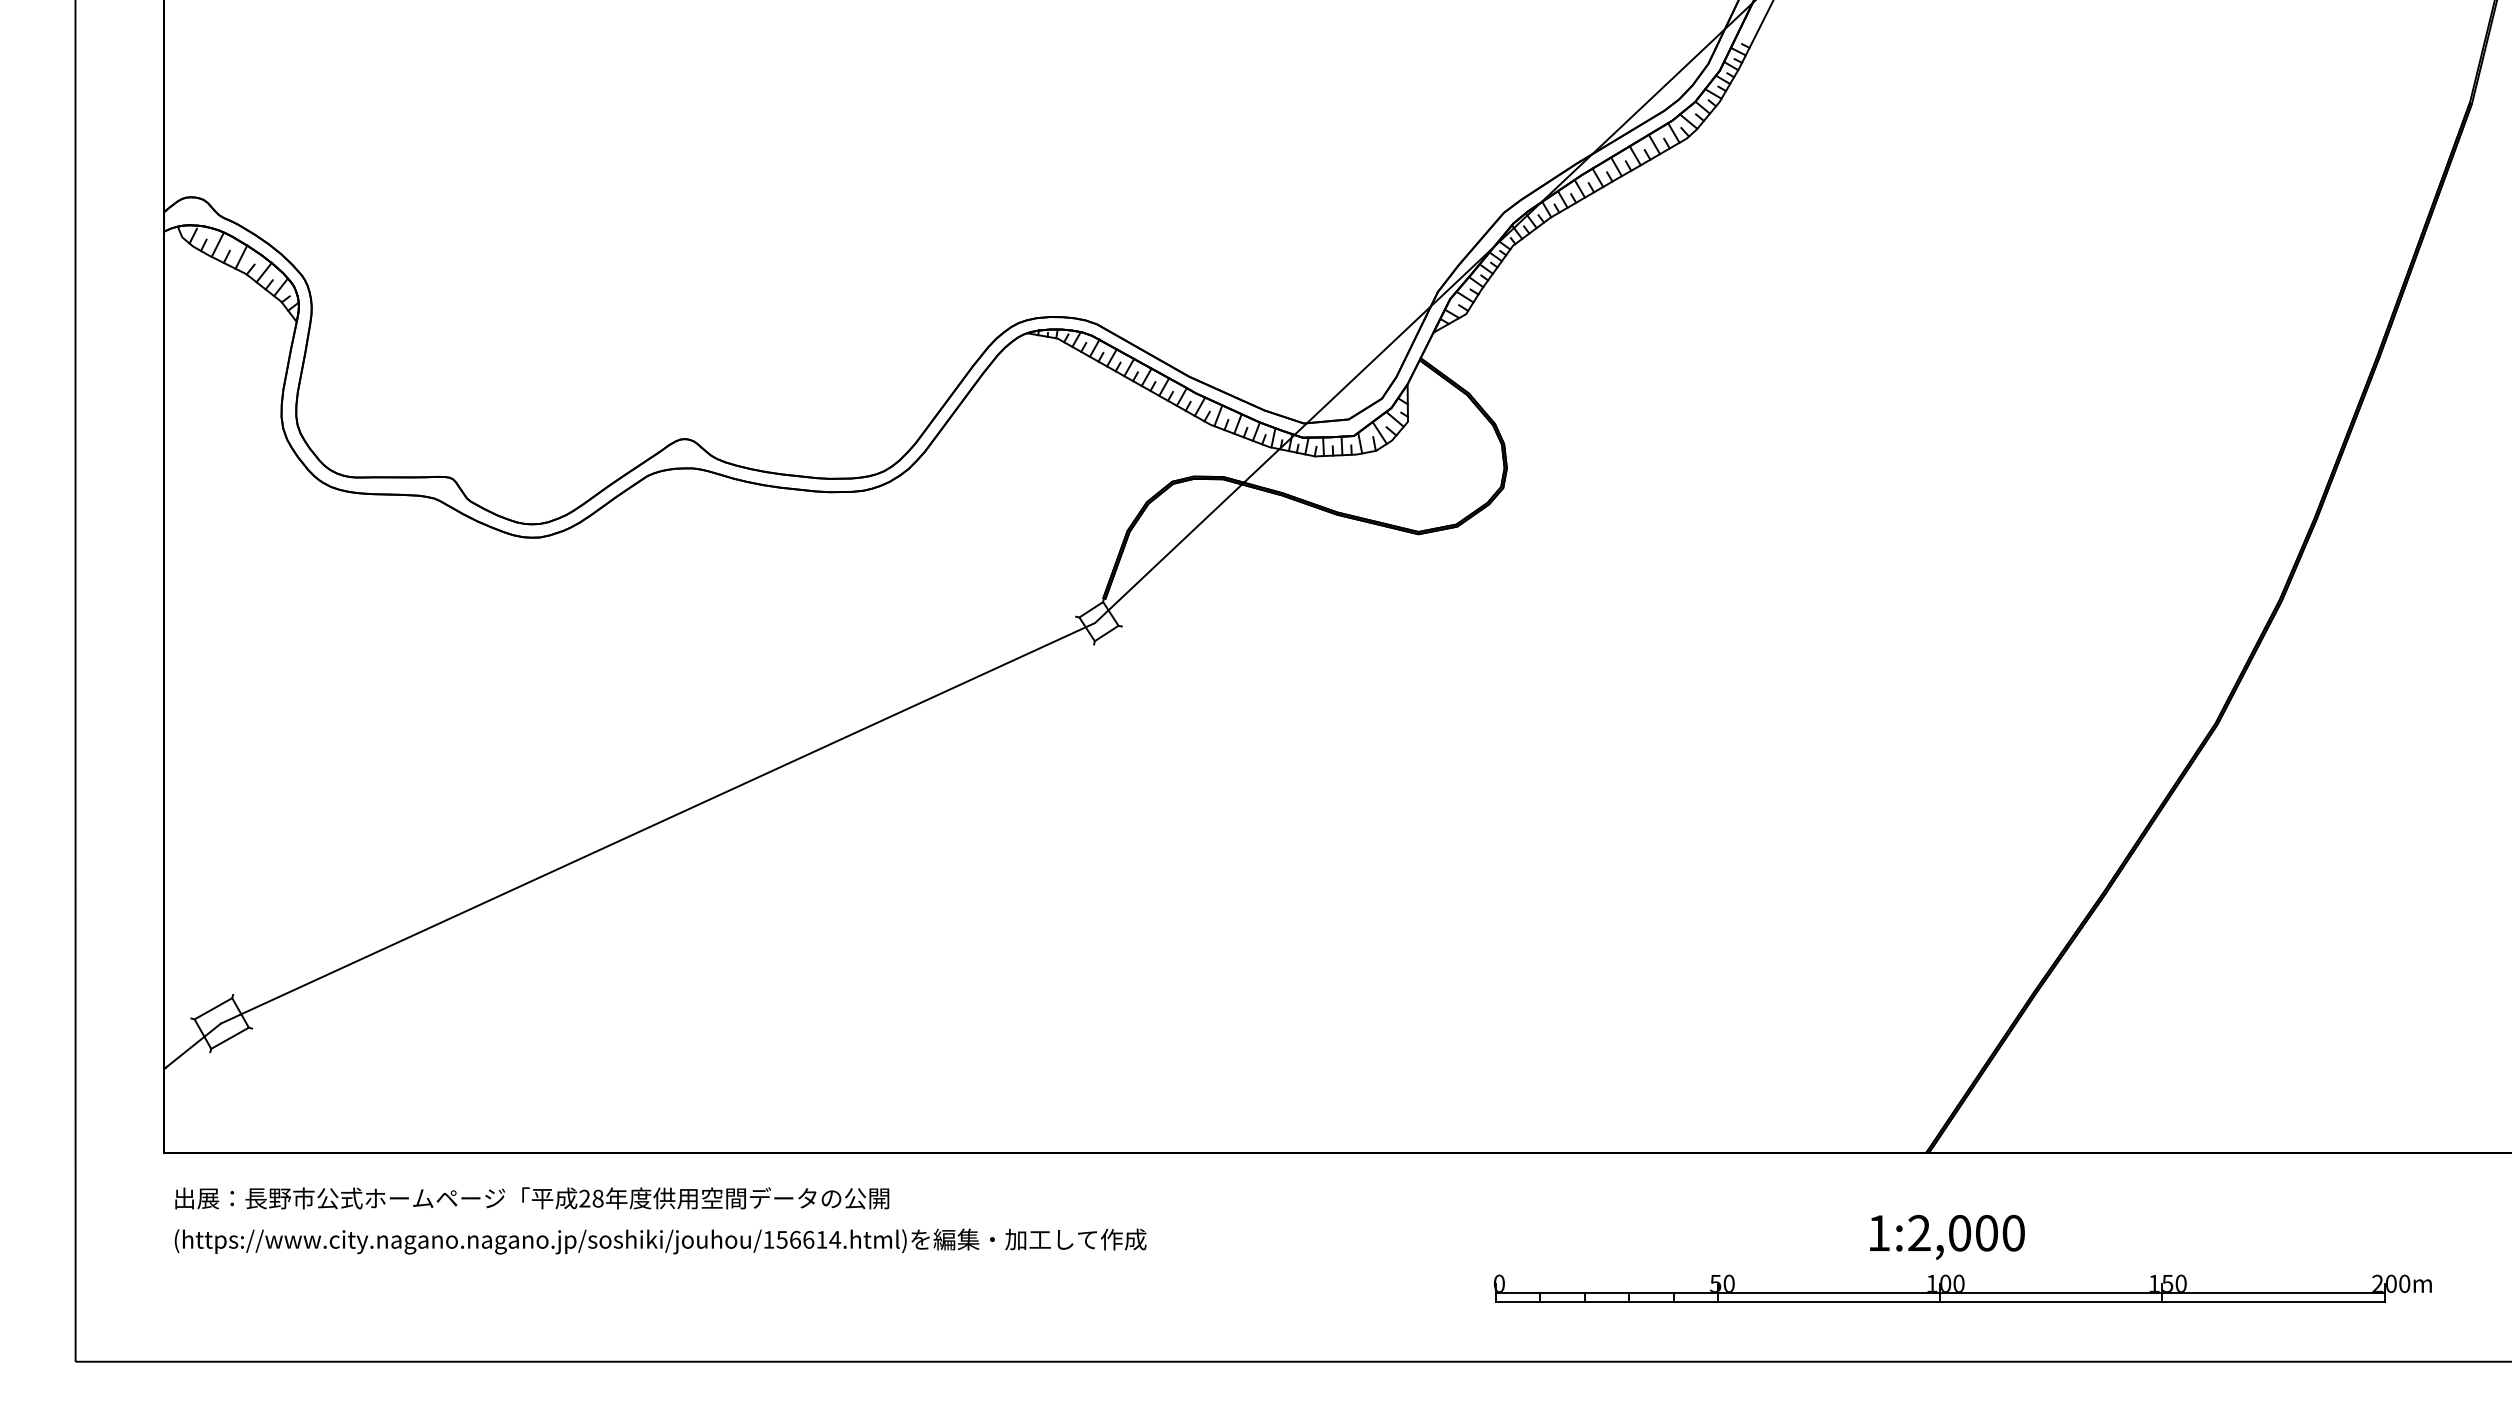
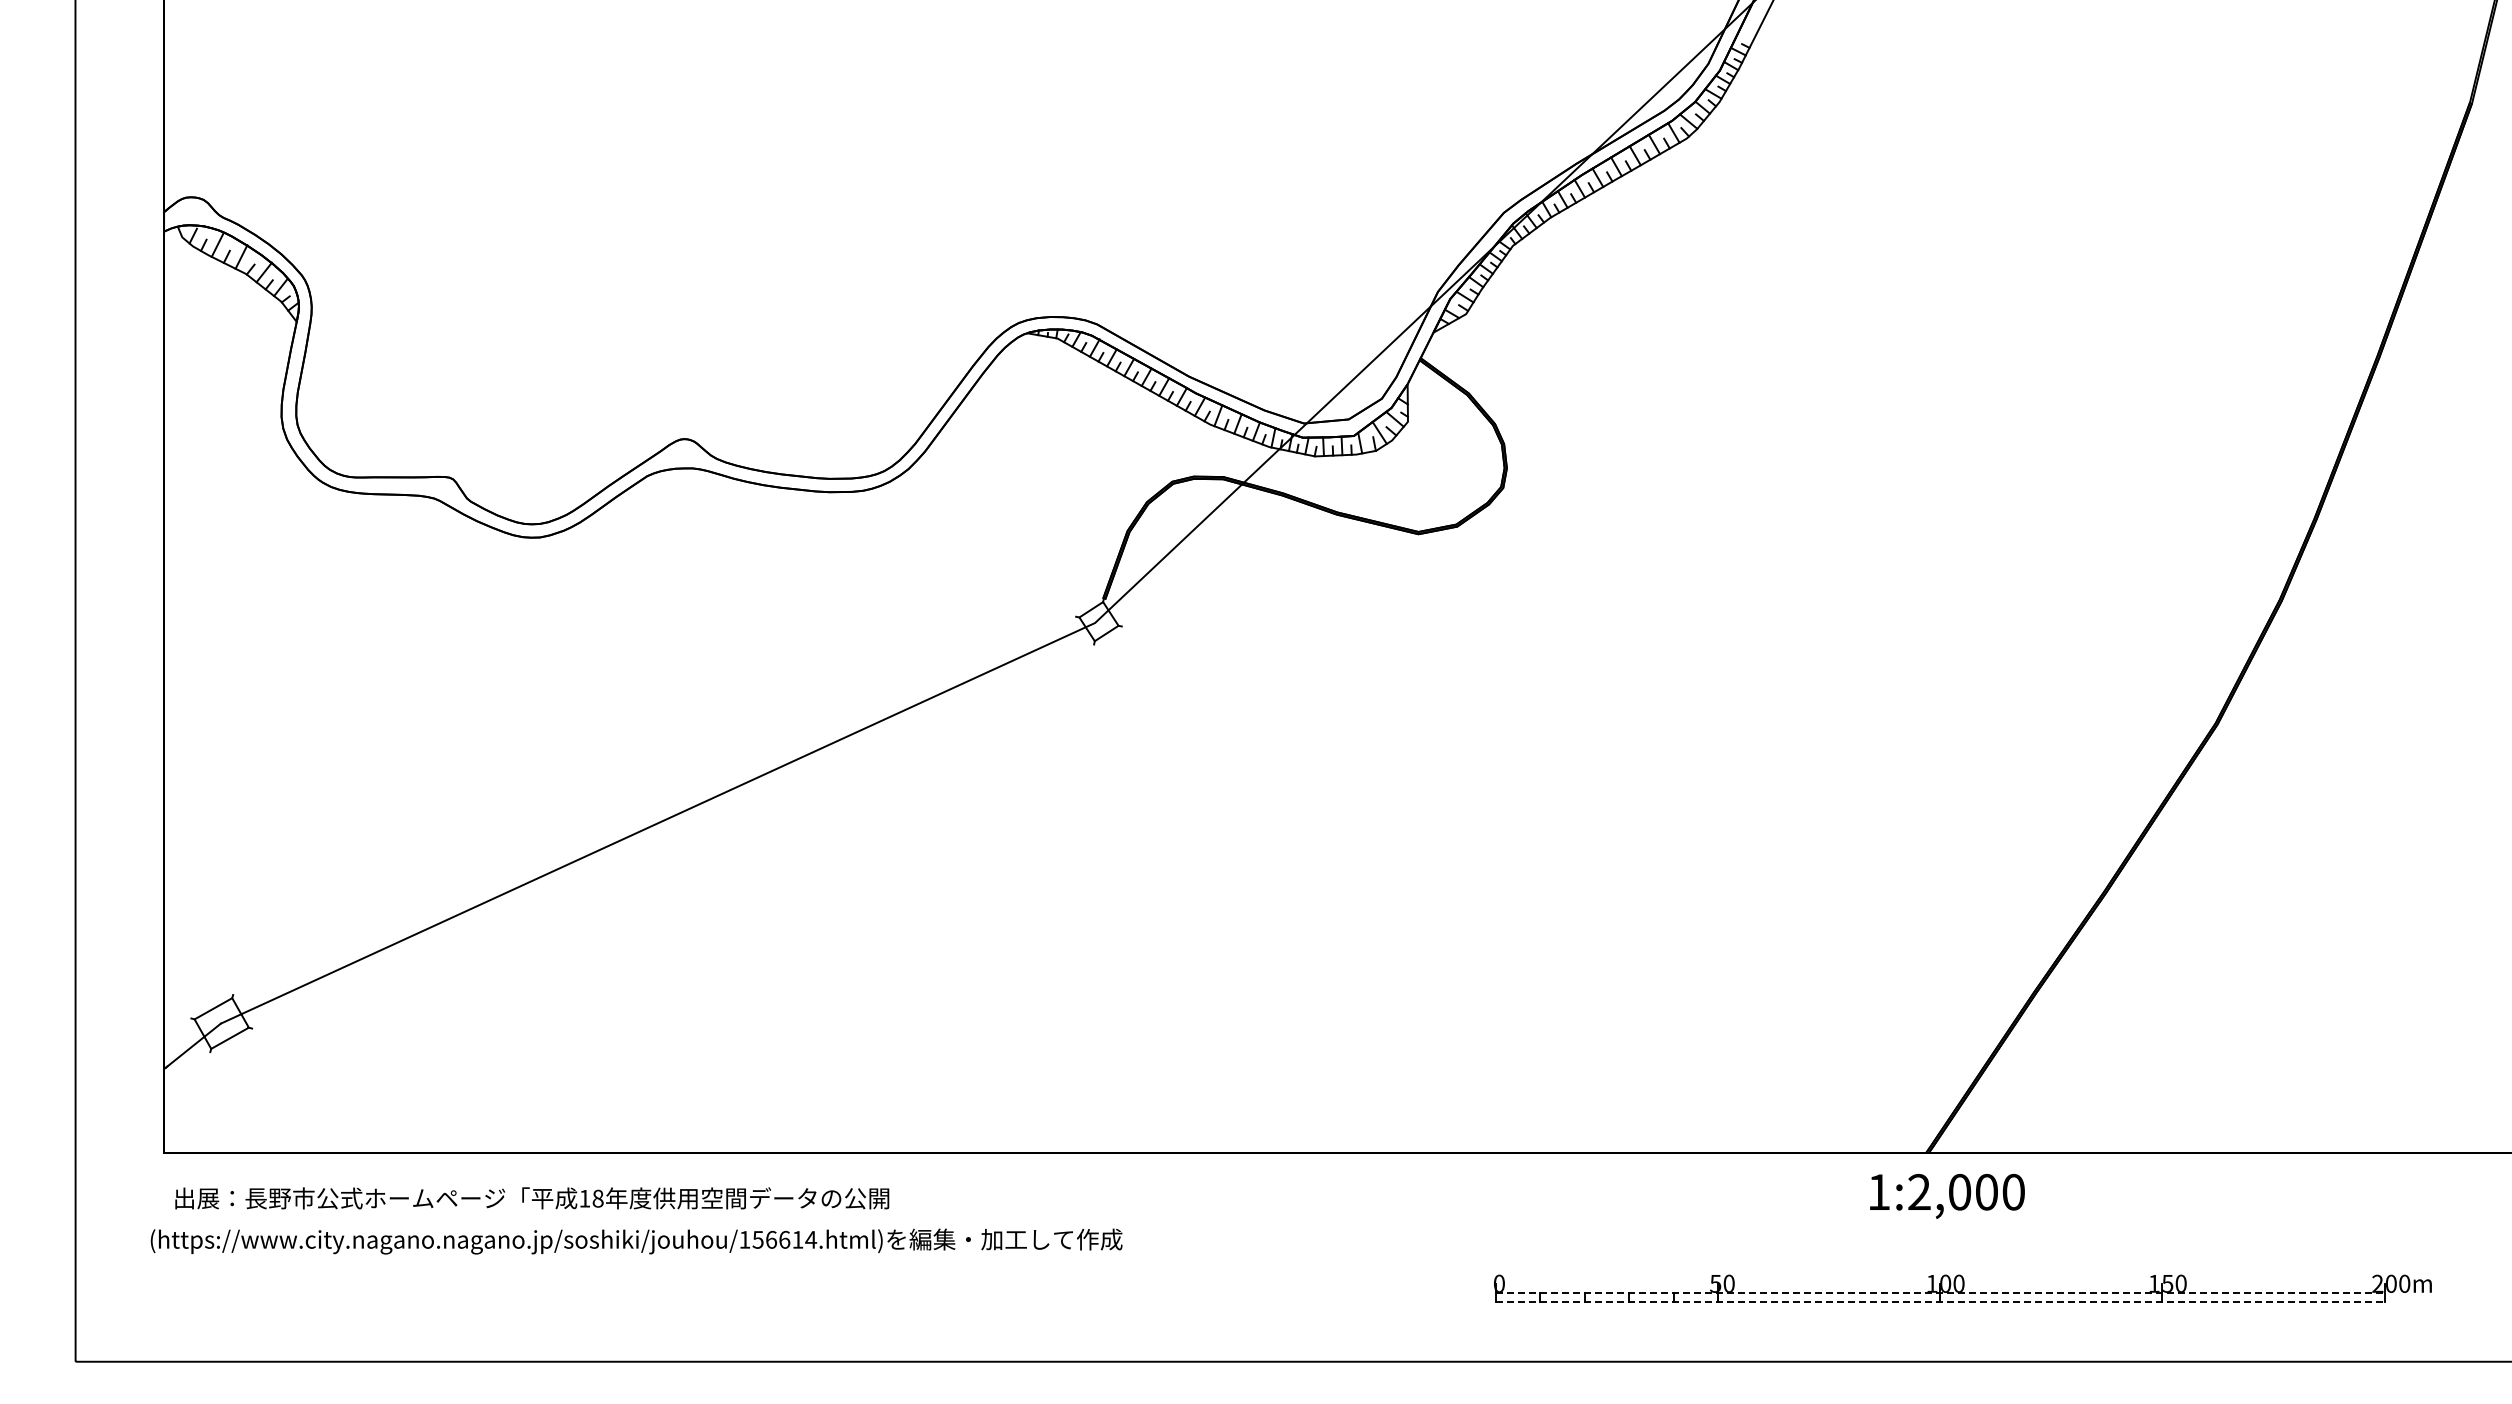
text: 28 -> 18 (584, 1198)
text position: (1947, 1237) -> (1947, 1196) (1947, 1196)
text position: (660, 1241) -> (636, 1241) (636, 1241)
line: solid -> dashed (1940, 1293)
line: solid -> dashed (1940, 1302)
